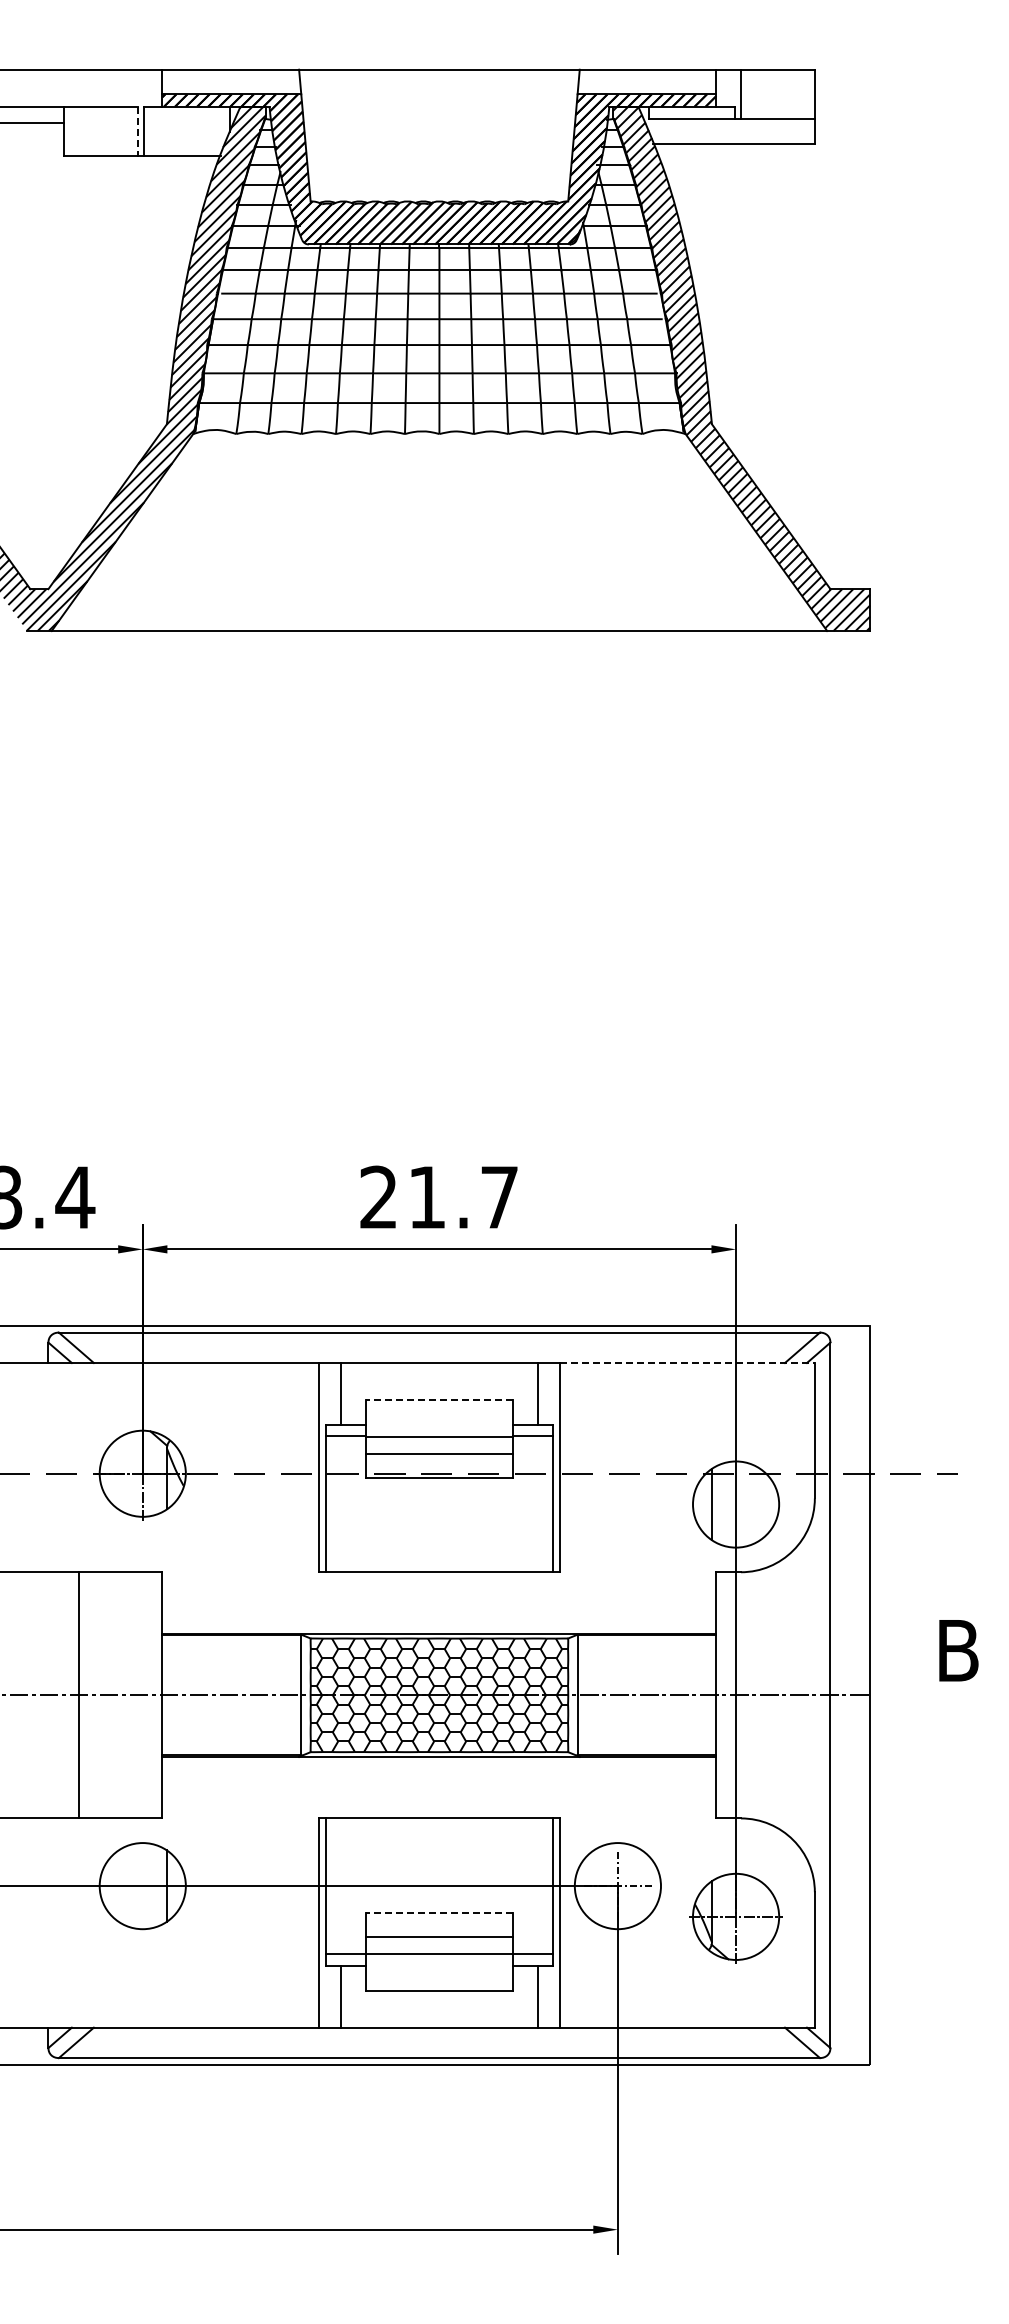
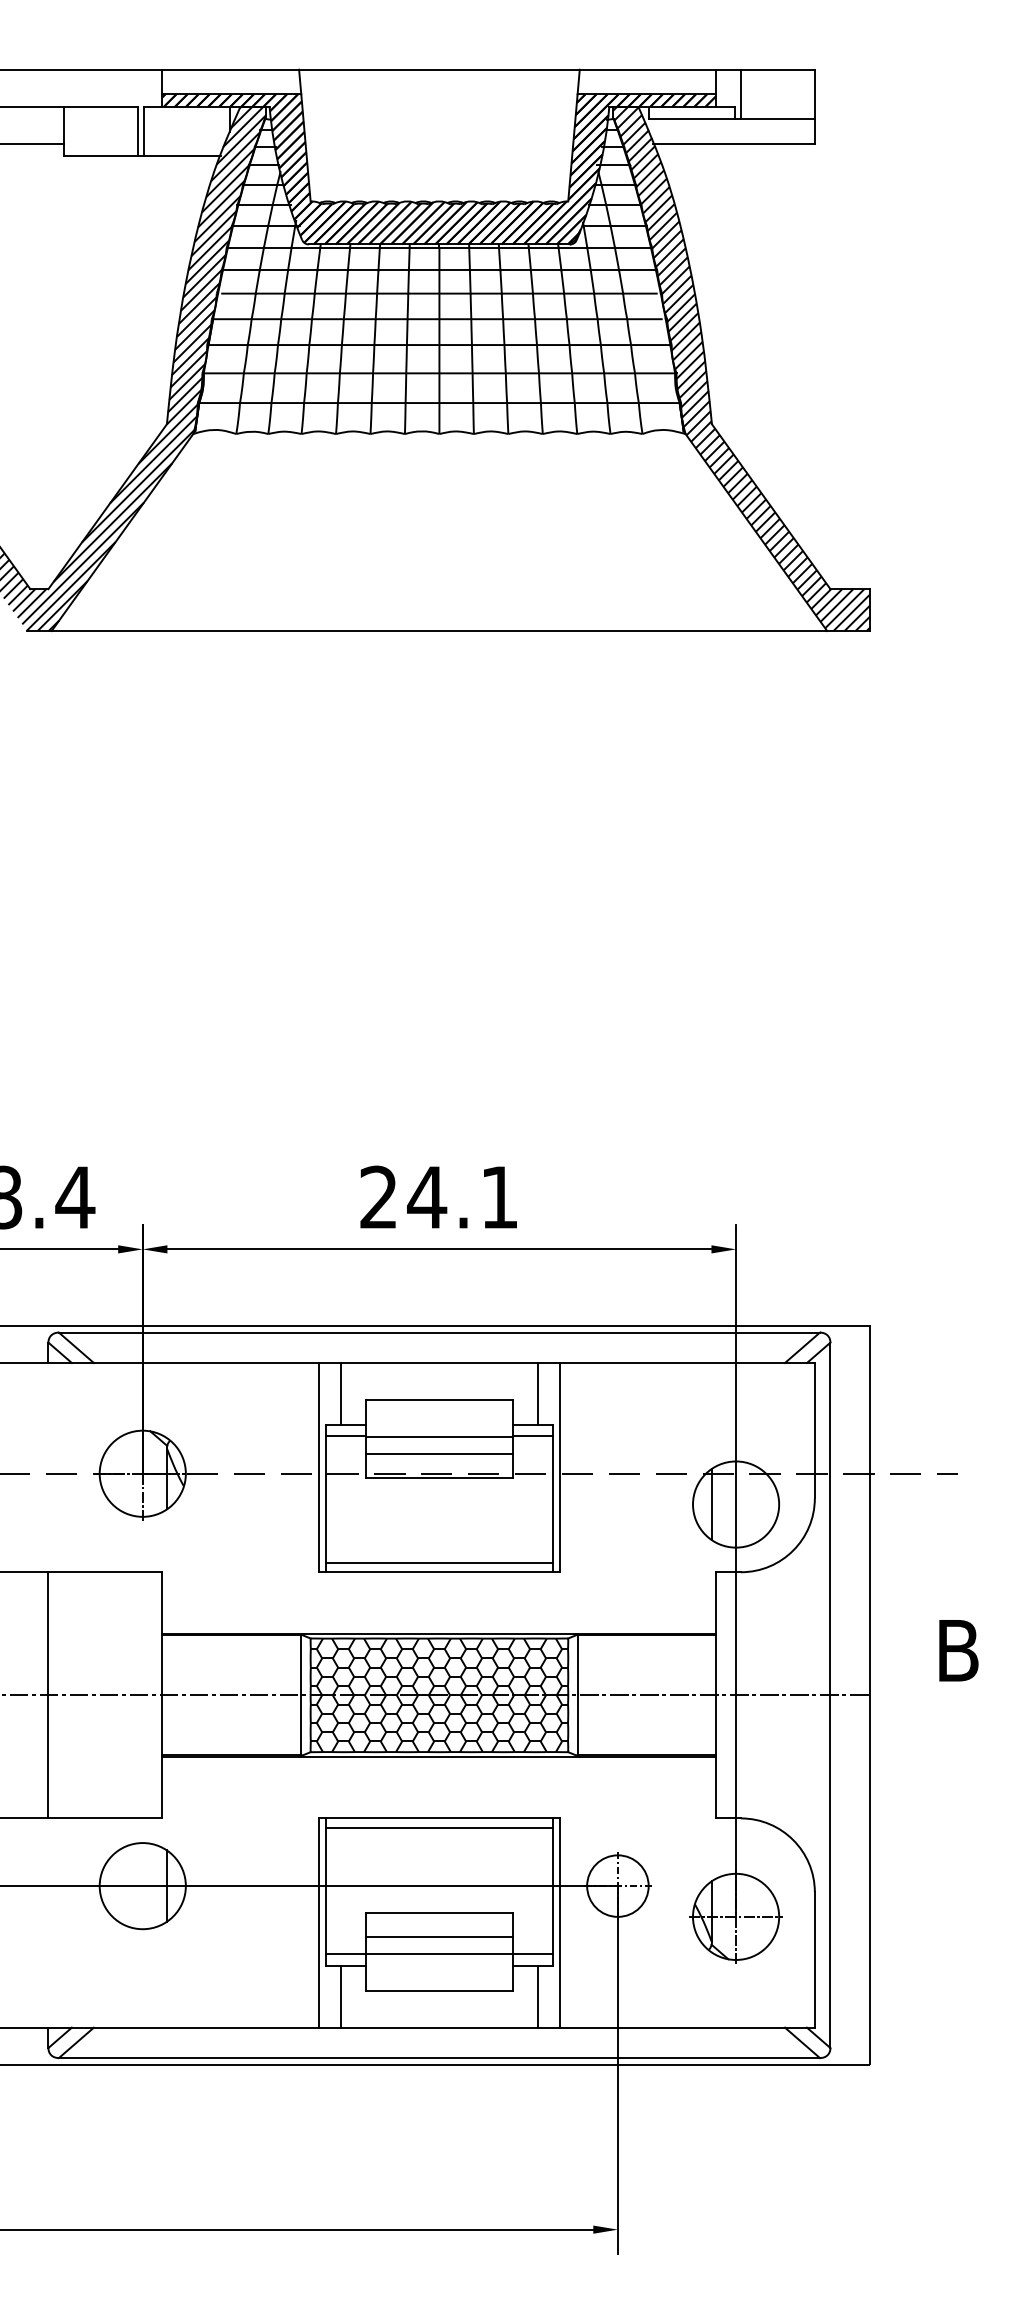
line position: (33, 122) -> (33, 143) (33, 143)
line: dashed -> solid (137, 131)
text: 21.7 -> 24.1 (462, 1197)
line: dashed -> solid (687, 1362)
line: dashed -> solid (439, 1399)
line: none -> present (439, 1562)
line position: (79, 1695) -> (48, 1695) (48, 1695)
line: none -> present (439, 1827)
circle diameter: 86 px -> 62 px (617, 1885)
line: dashed -> solid (439, 1912)
